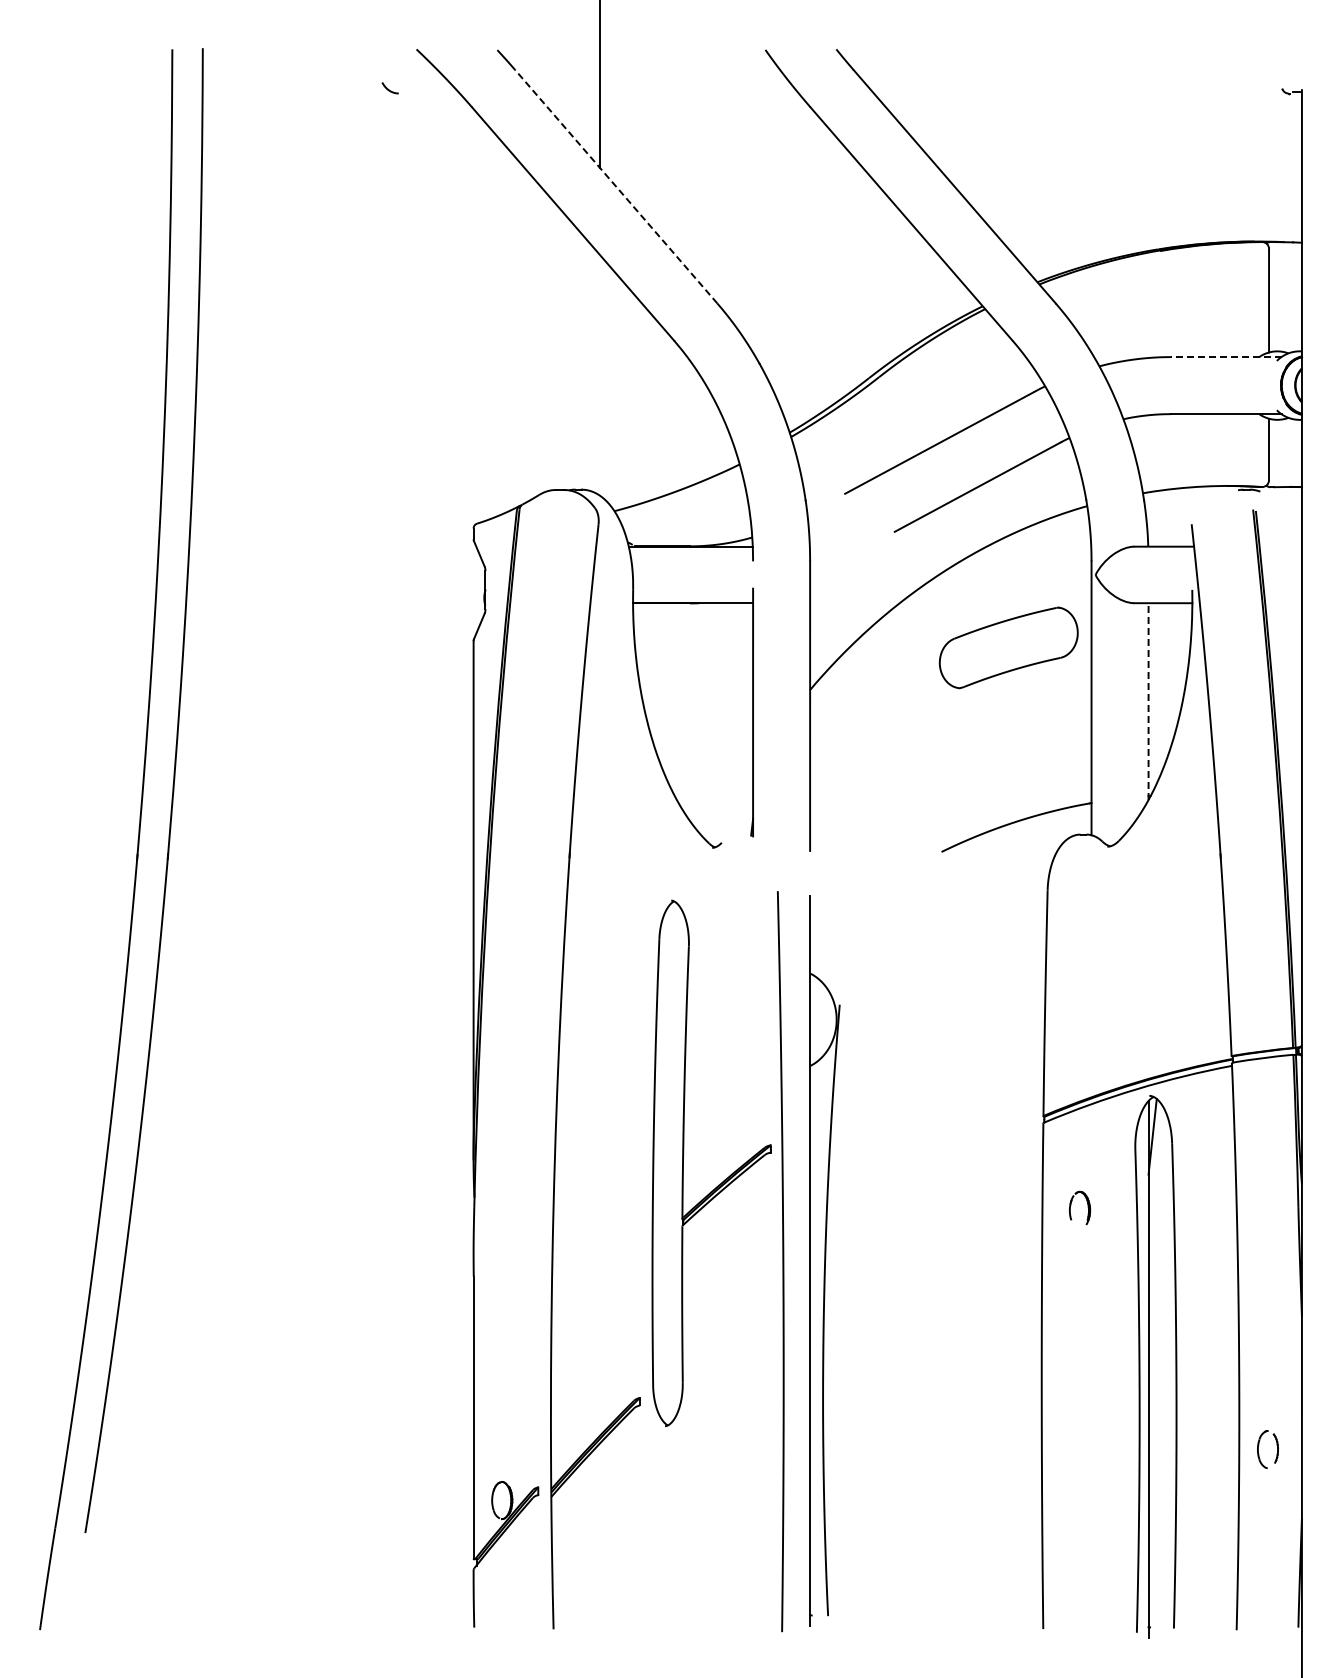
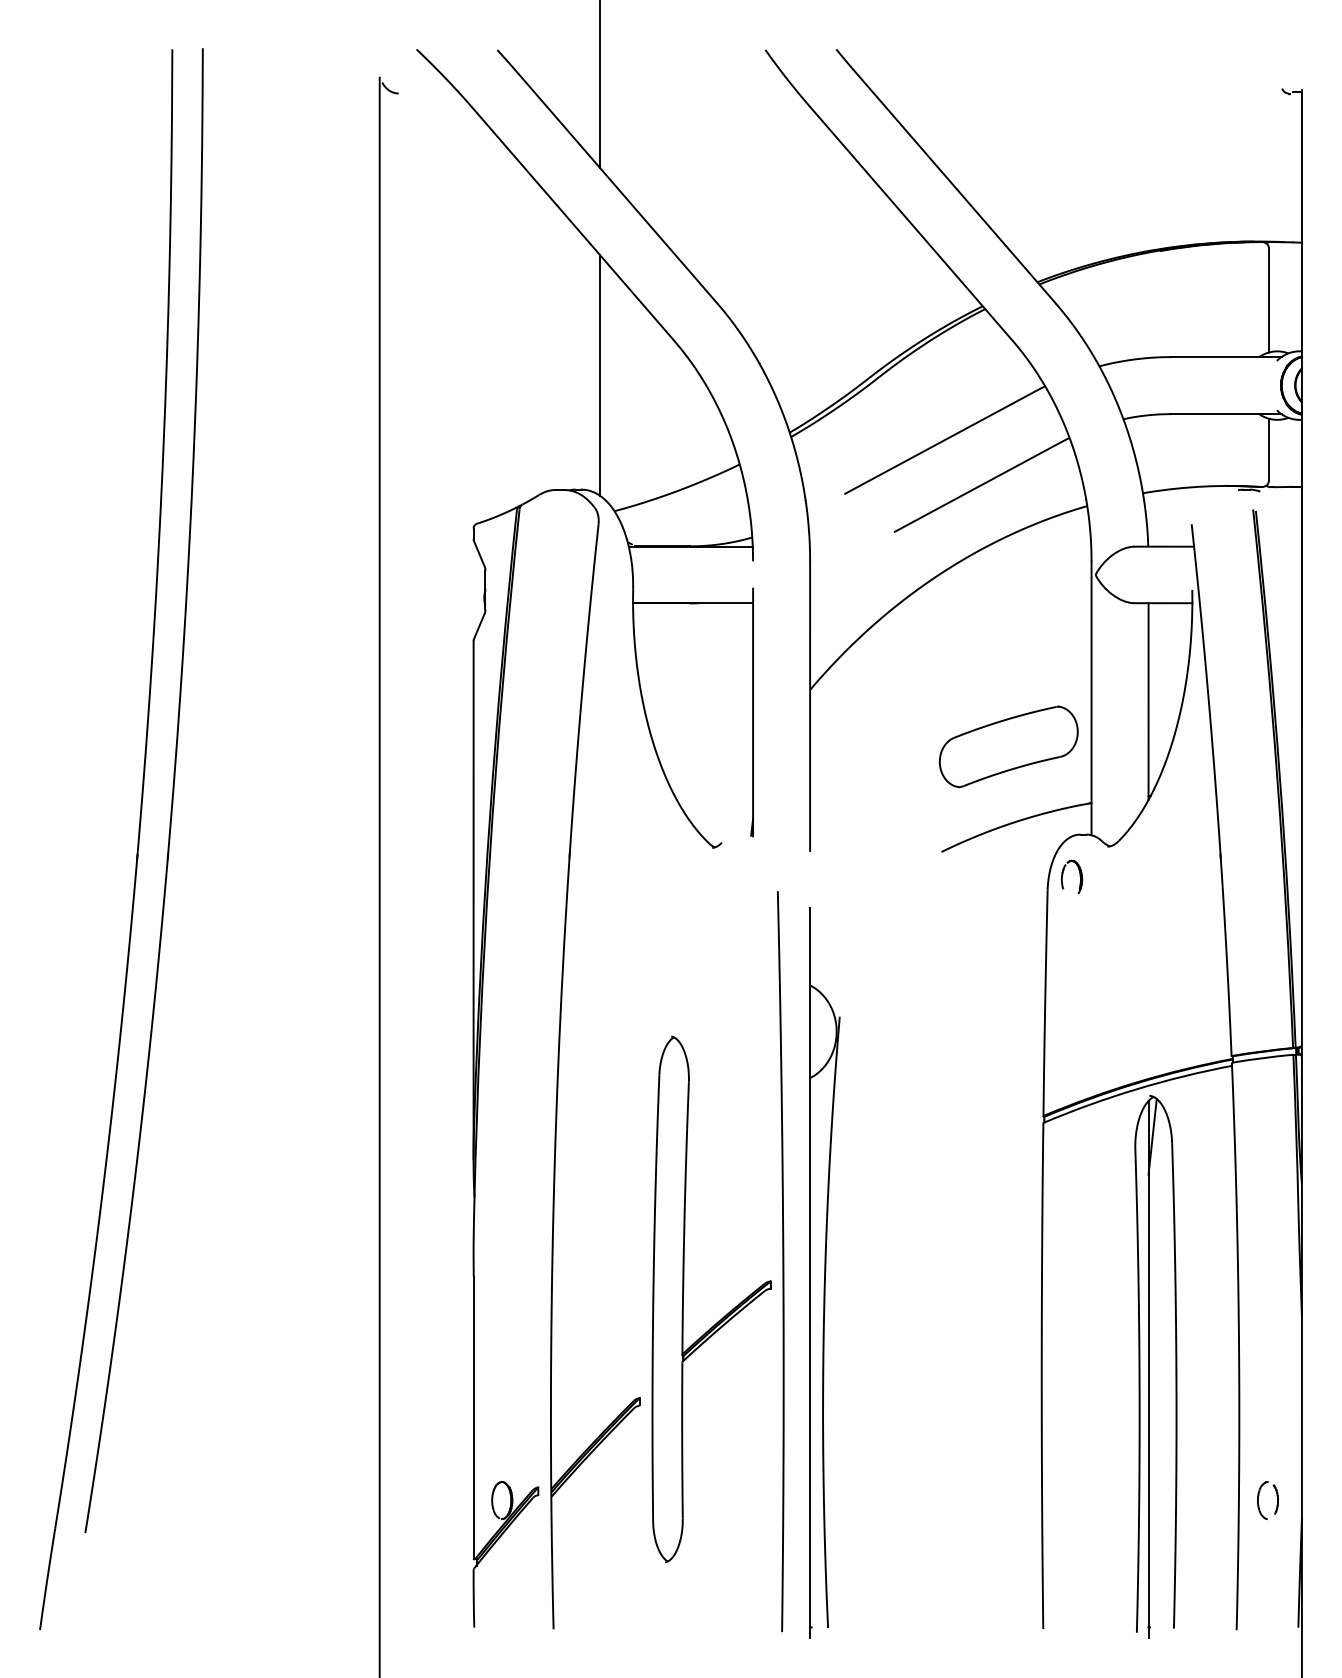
line: dashed -> solid (615, 186)
line: dashed -> solid (1225, 357)
line: none -> present (599, 374)
part position: (1008, 647) -> (1008, 746) (1008, 746)
line: dashed -> solid (1148, 701)
line: none -> present (379, 875)
part position: (725, 1178) -> (725, 1314) (725, 1314)
part position: (1087, 1207) -> (1079, 876) (1079, 876)
part position: (824, 1260) -> (824, 1272) (824, 1272)
part position: (1259, 1445) -> (1259, 1496) (1259, 1496)
